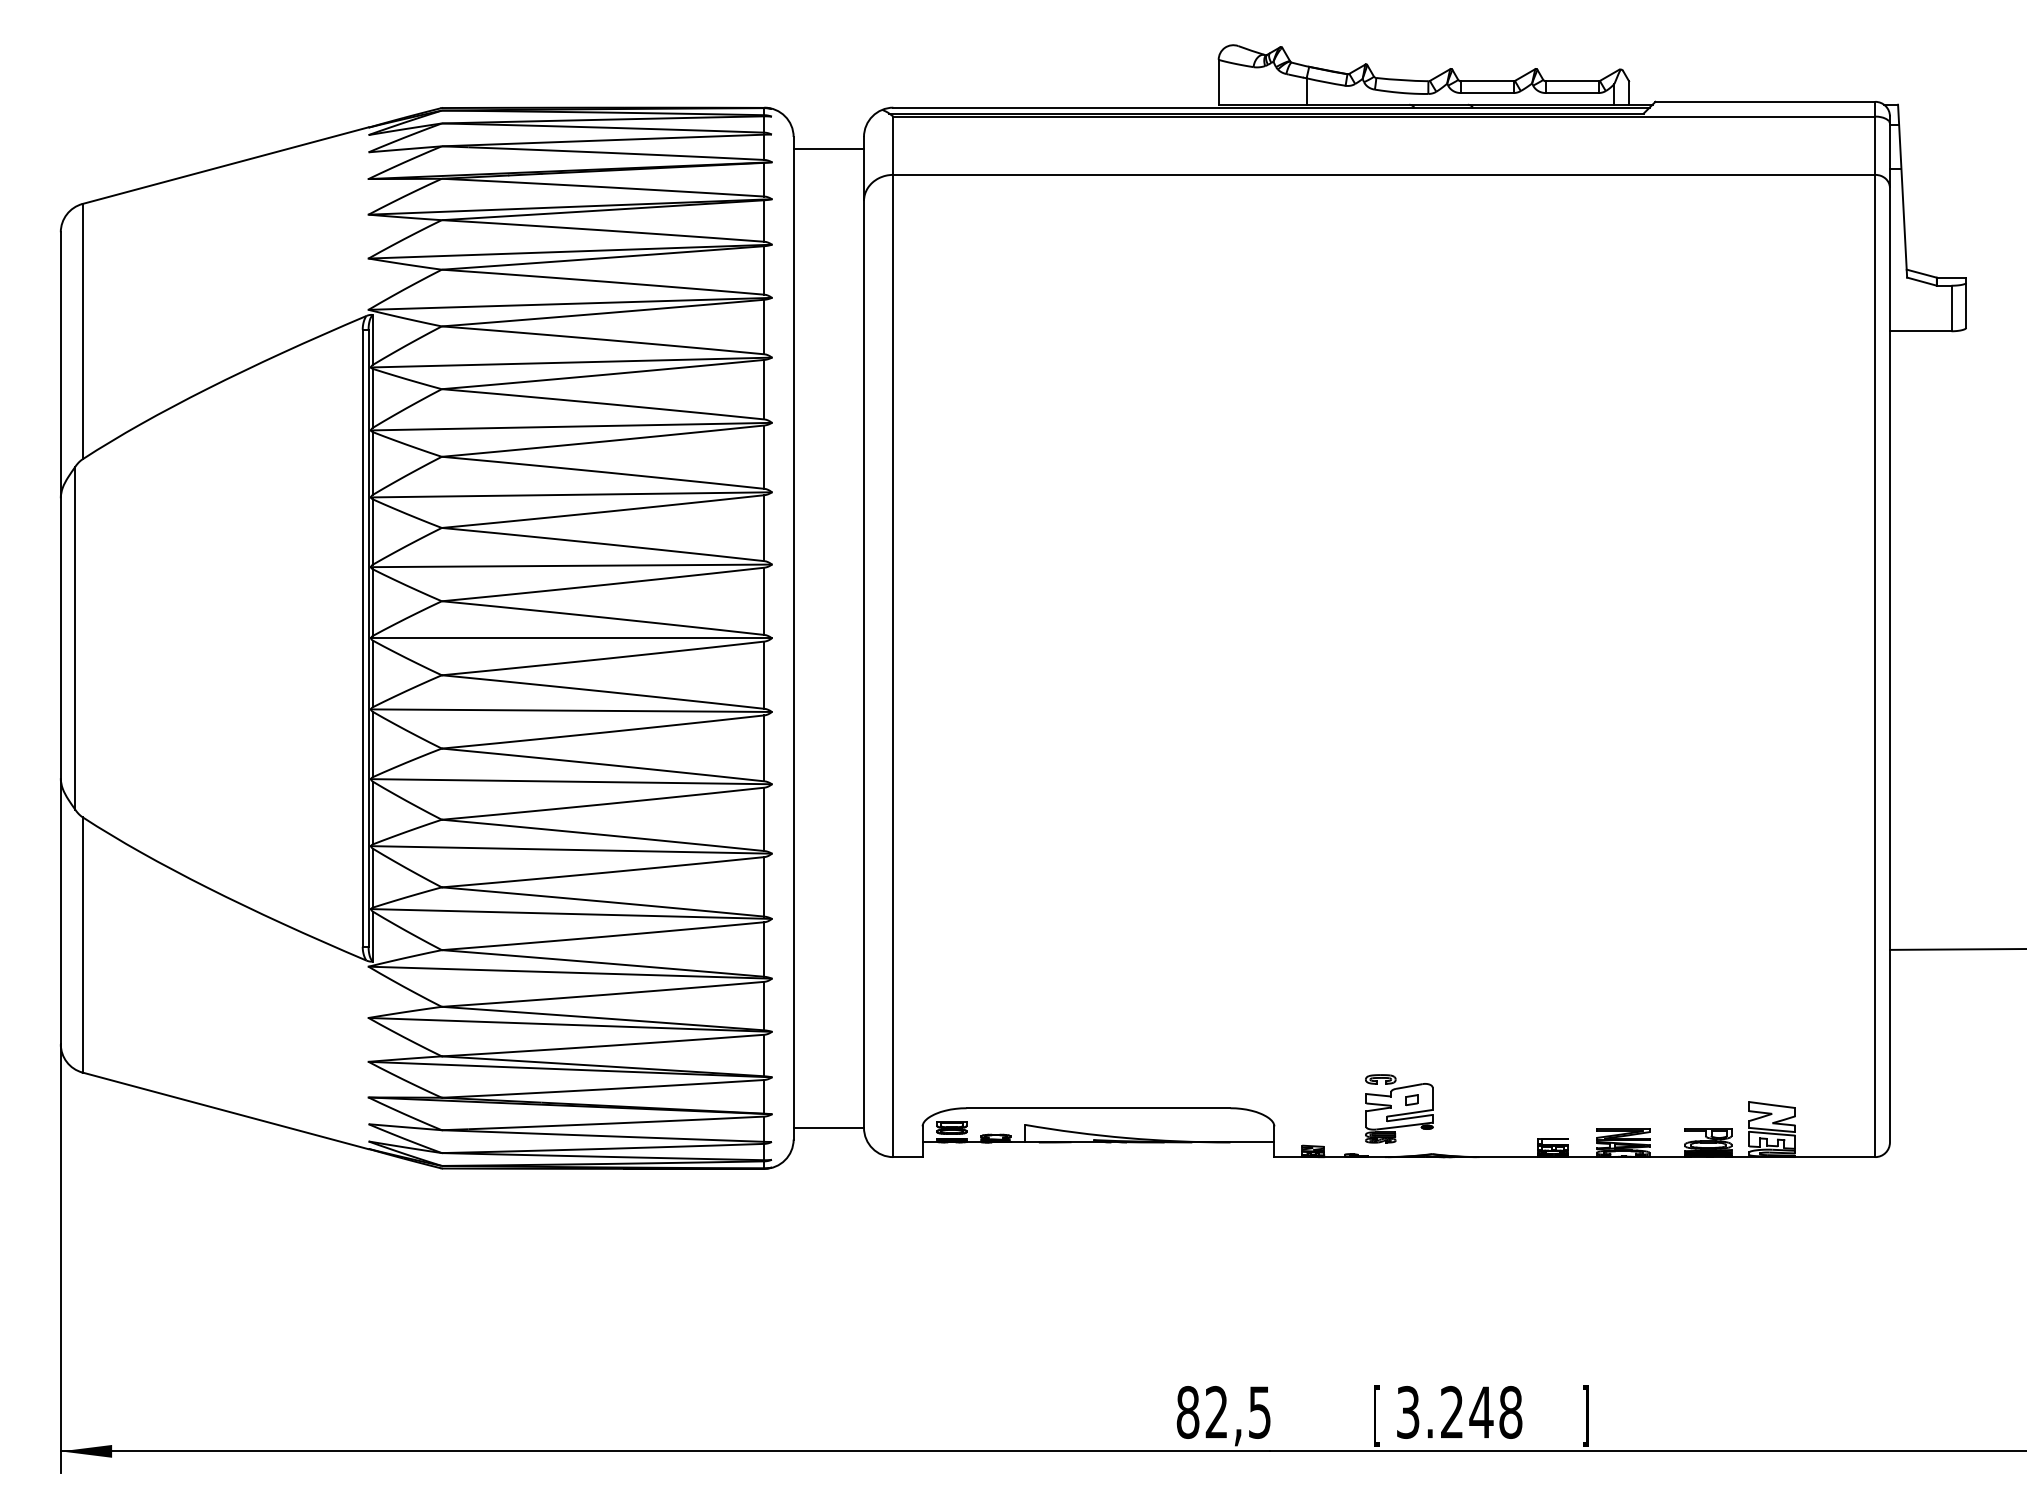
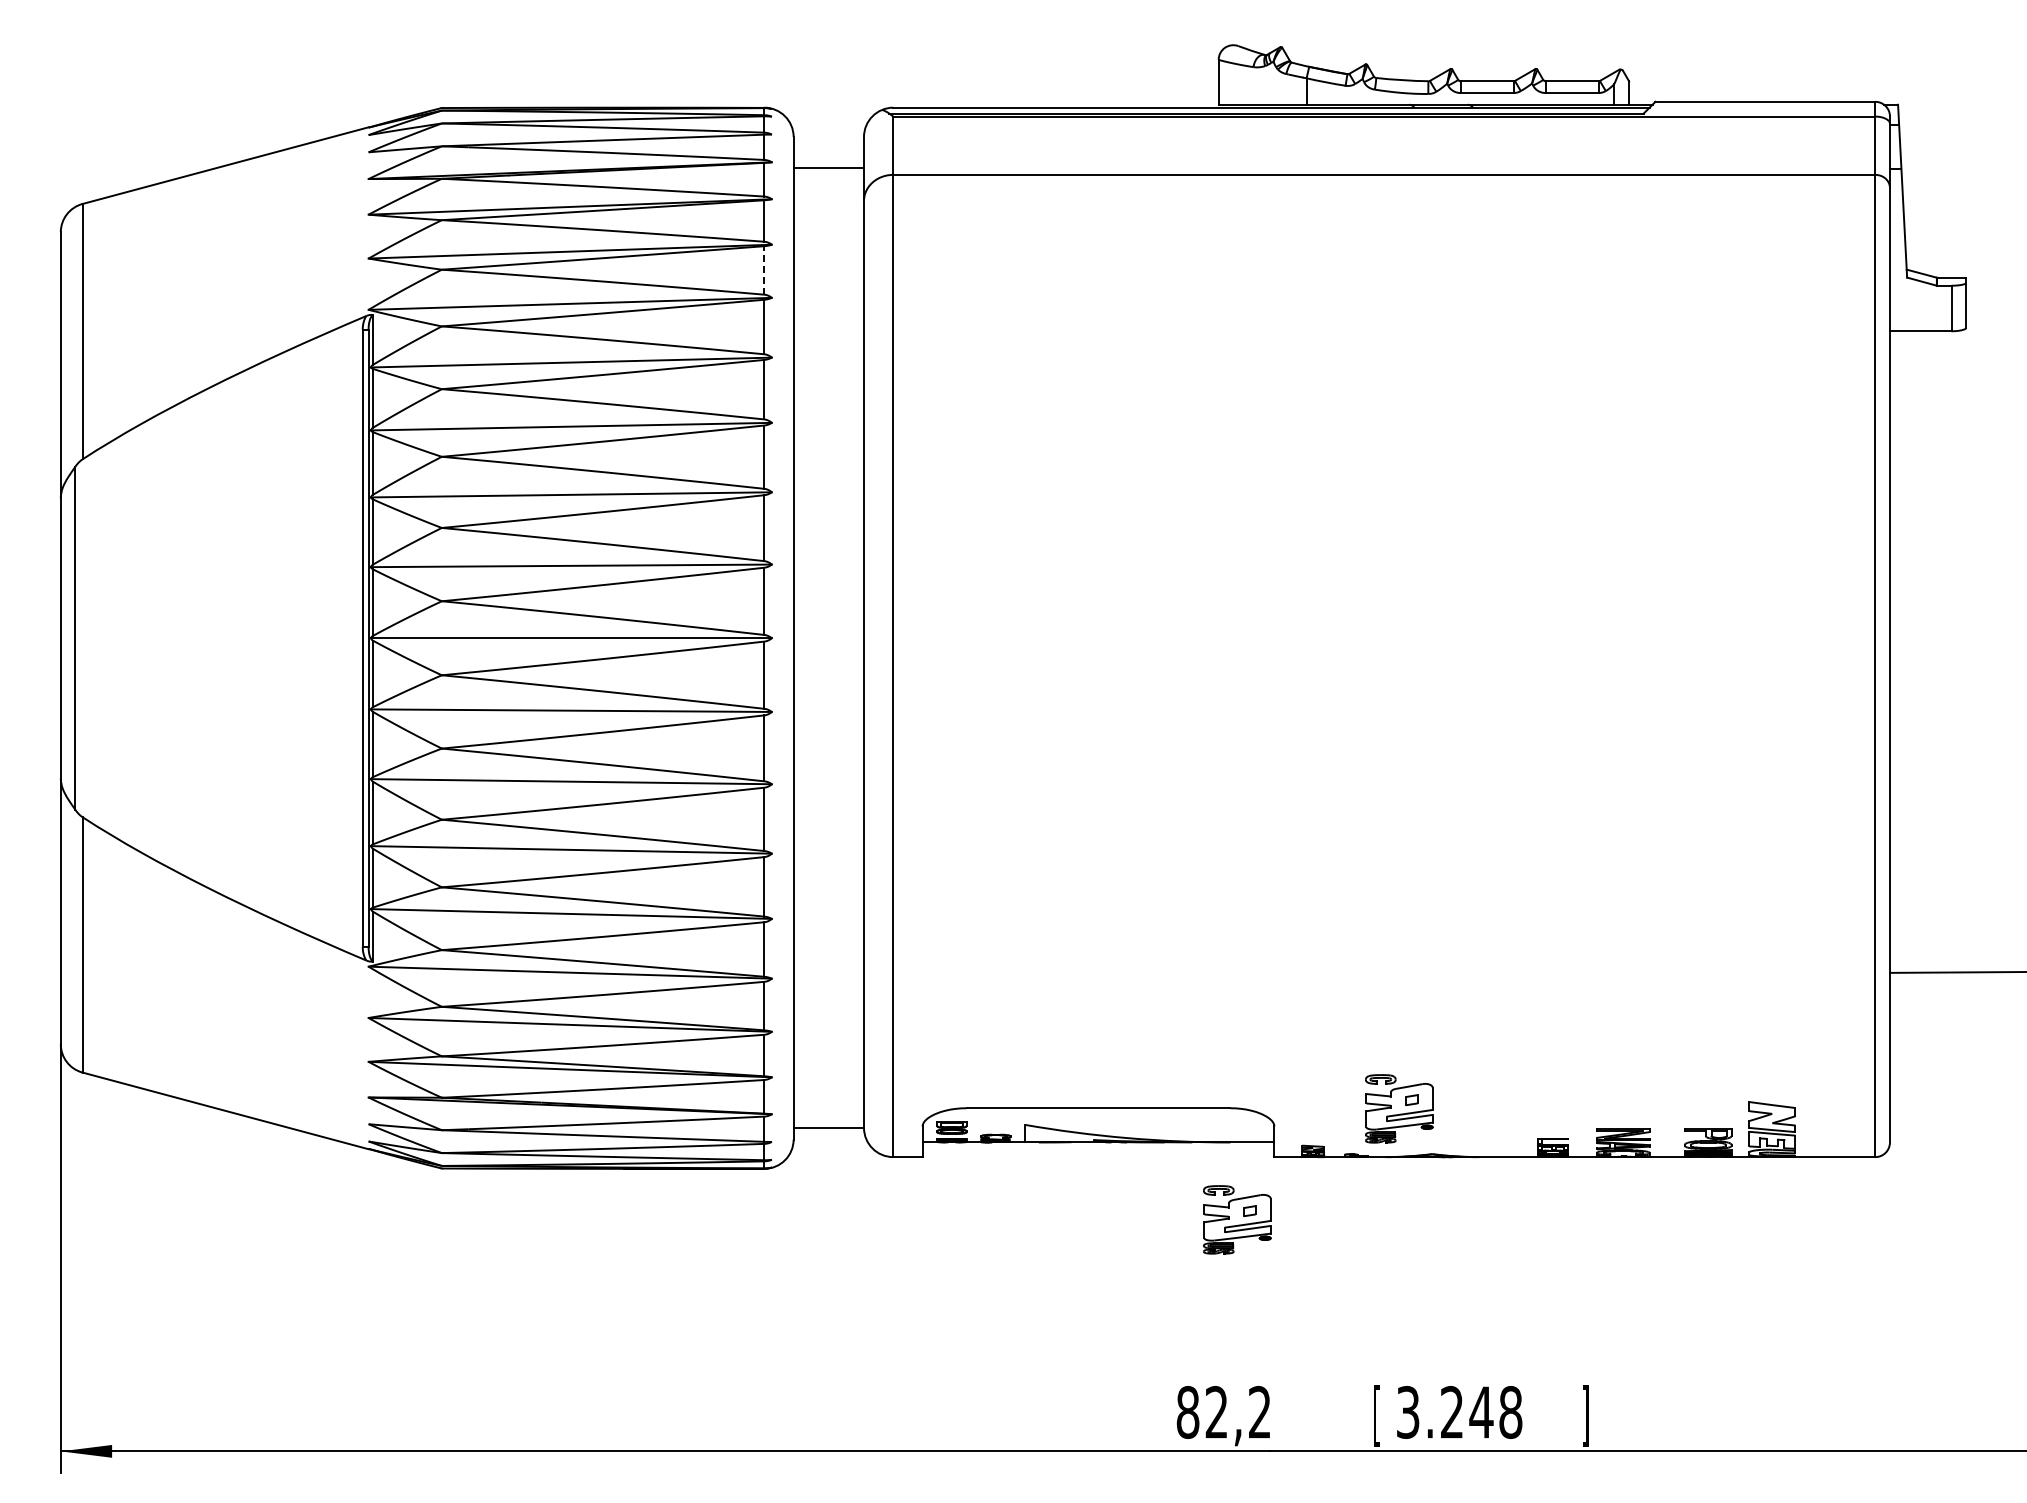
line position: (828, 148) -> (828, 167) (828, 167)
line: solid -> dashed (764, 269)
line position: (1956, 949) -> (1956, 972) (1956, 972)
part: none -> present (1237, 1219)
text: 82,5 -> 82,2 (1259, 1411)
